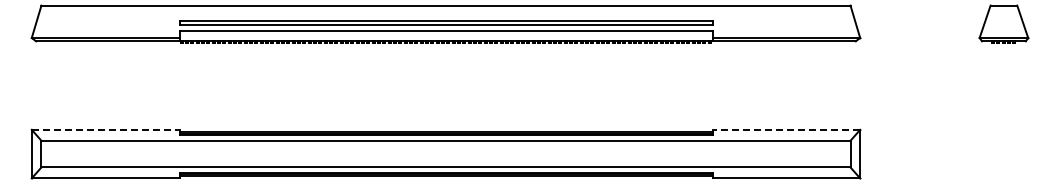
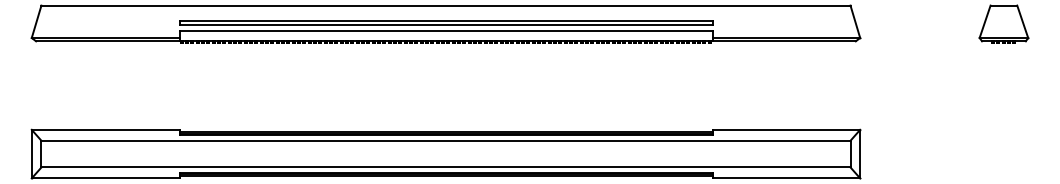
line: dashed -> solid (106, 129)
line: dashed -> solid (786, 129)
